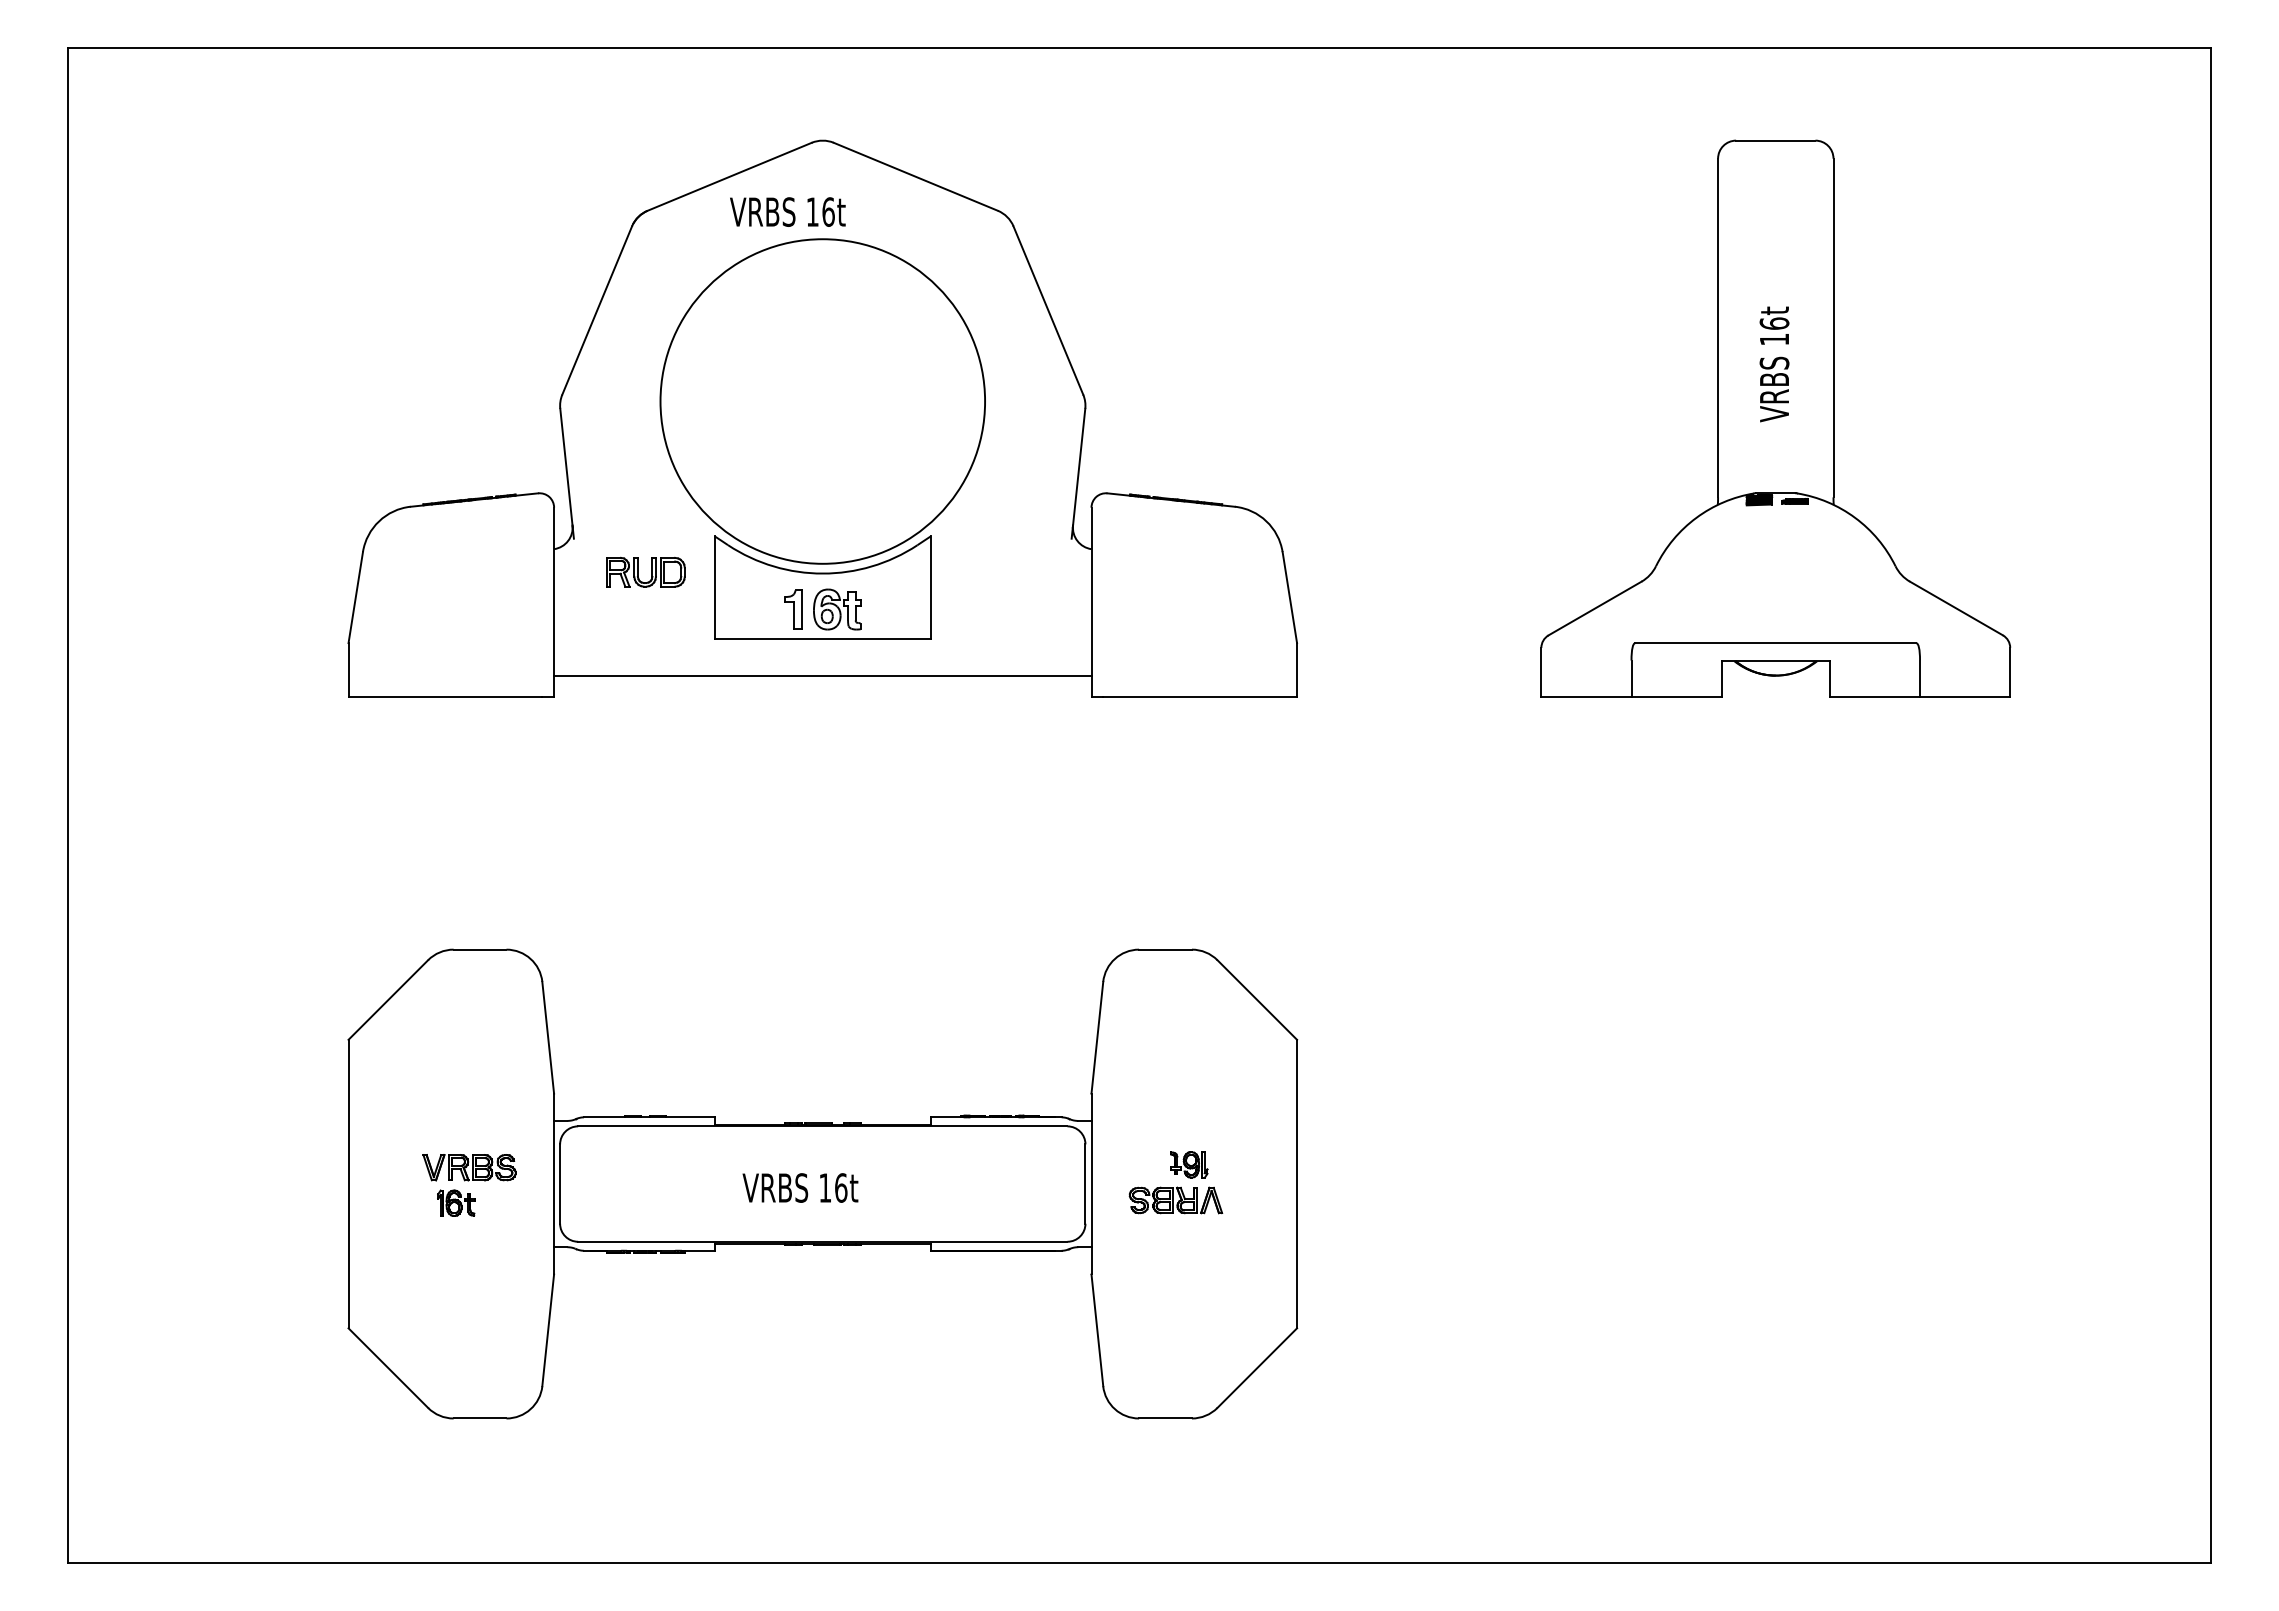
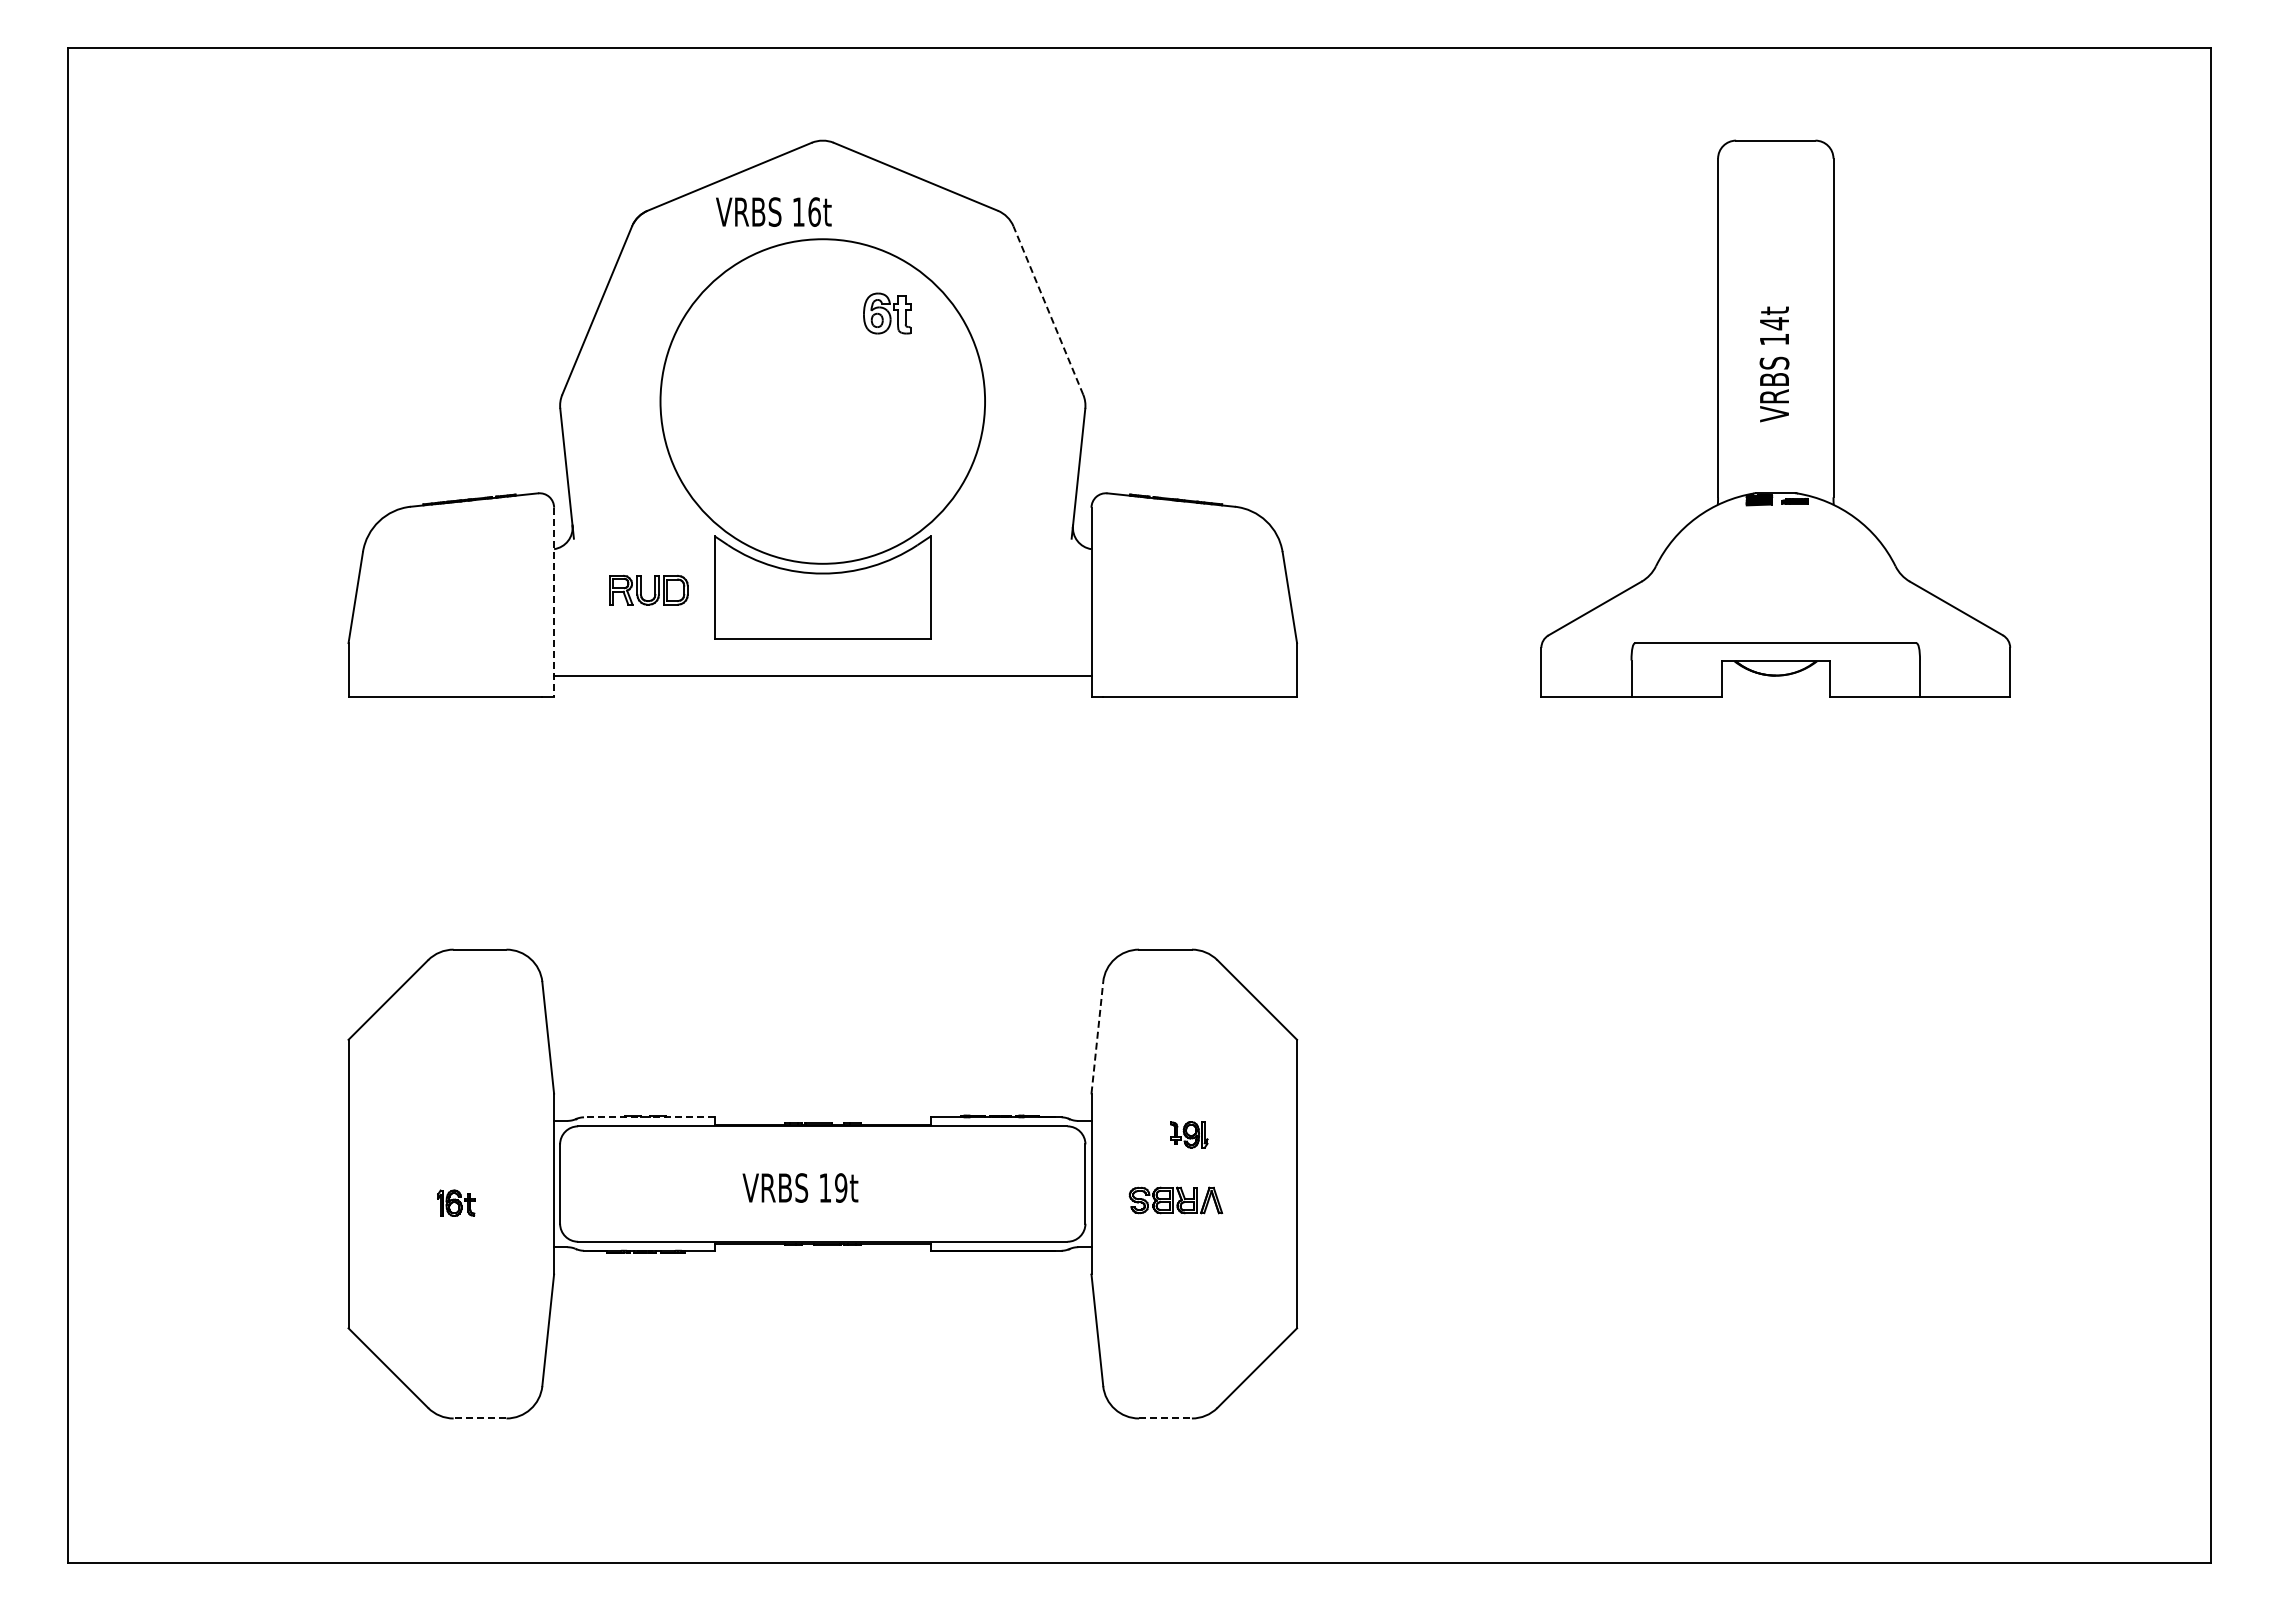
text position: (787, 211) -> (773, 211) (773, 211)
line: solid -> dashed (1048, 310)
text: 16t -> 14t (1774, 323)
part position: (645, 571) -> (648, 589) (648, 589)
line: solid -> dashed (554, 602)
part: present -> none (793, 609)
part position: (837, 609) -> (887, 313) (887, 313)
line: solid -> dashed (1097, 1037)
line: solid -> dashed (648, 1117)
part position: (1189, 1164) -> (1189, 1134) (1189, 1134)
part: present -> none (469, 1167)
text: 16t -> 19t (841, 1187)
line: solid -> dashed (479, 1418)
line: solid -> dashed (1166, 1418)
